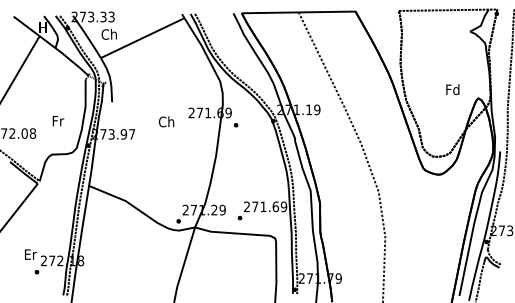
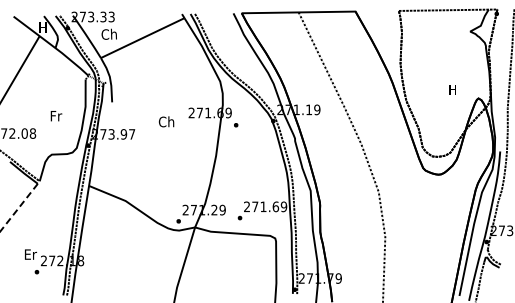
text: Fd -> H (452, 89)
text position: (58, 121) -> (56, 116) (56, 116)
line: solid -> dashed (18, 208)
